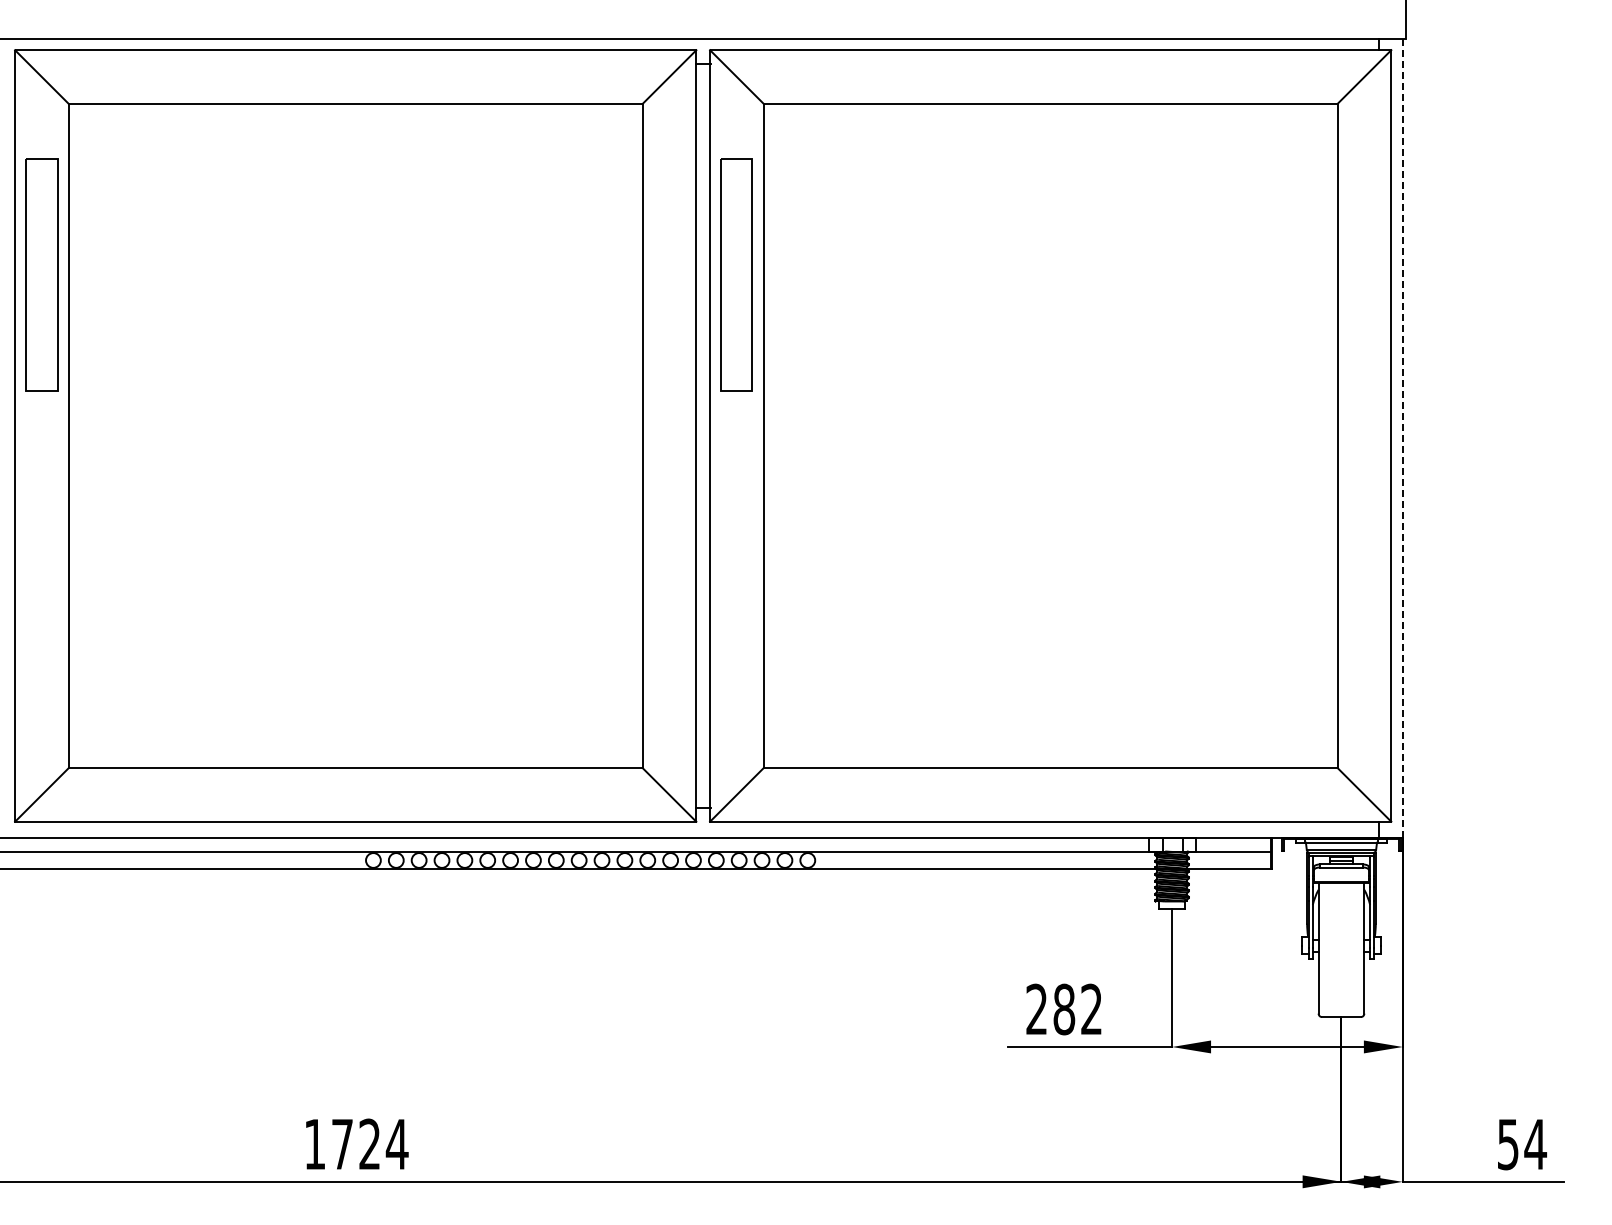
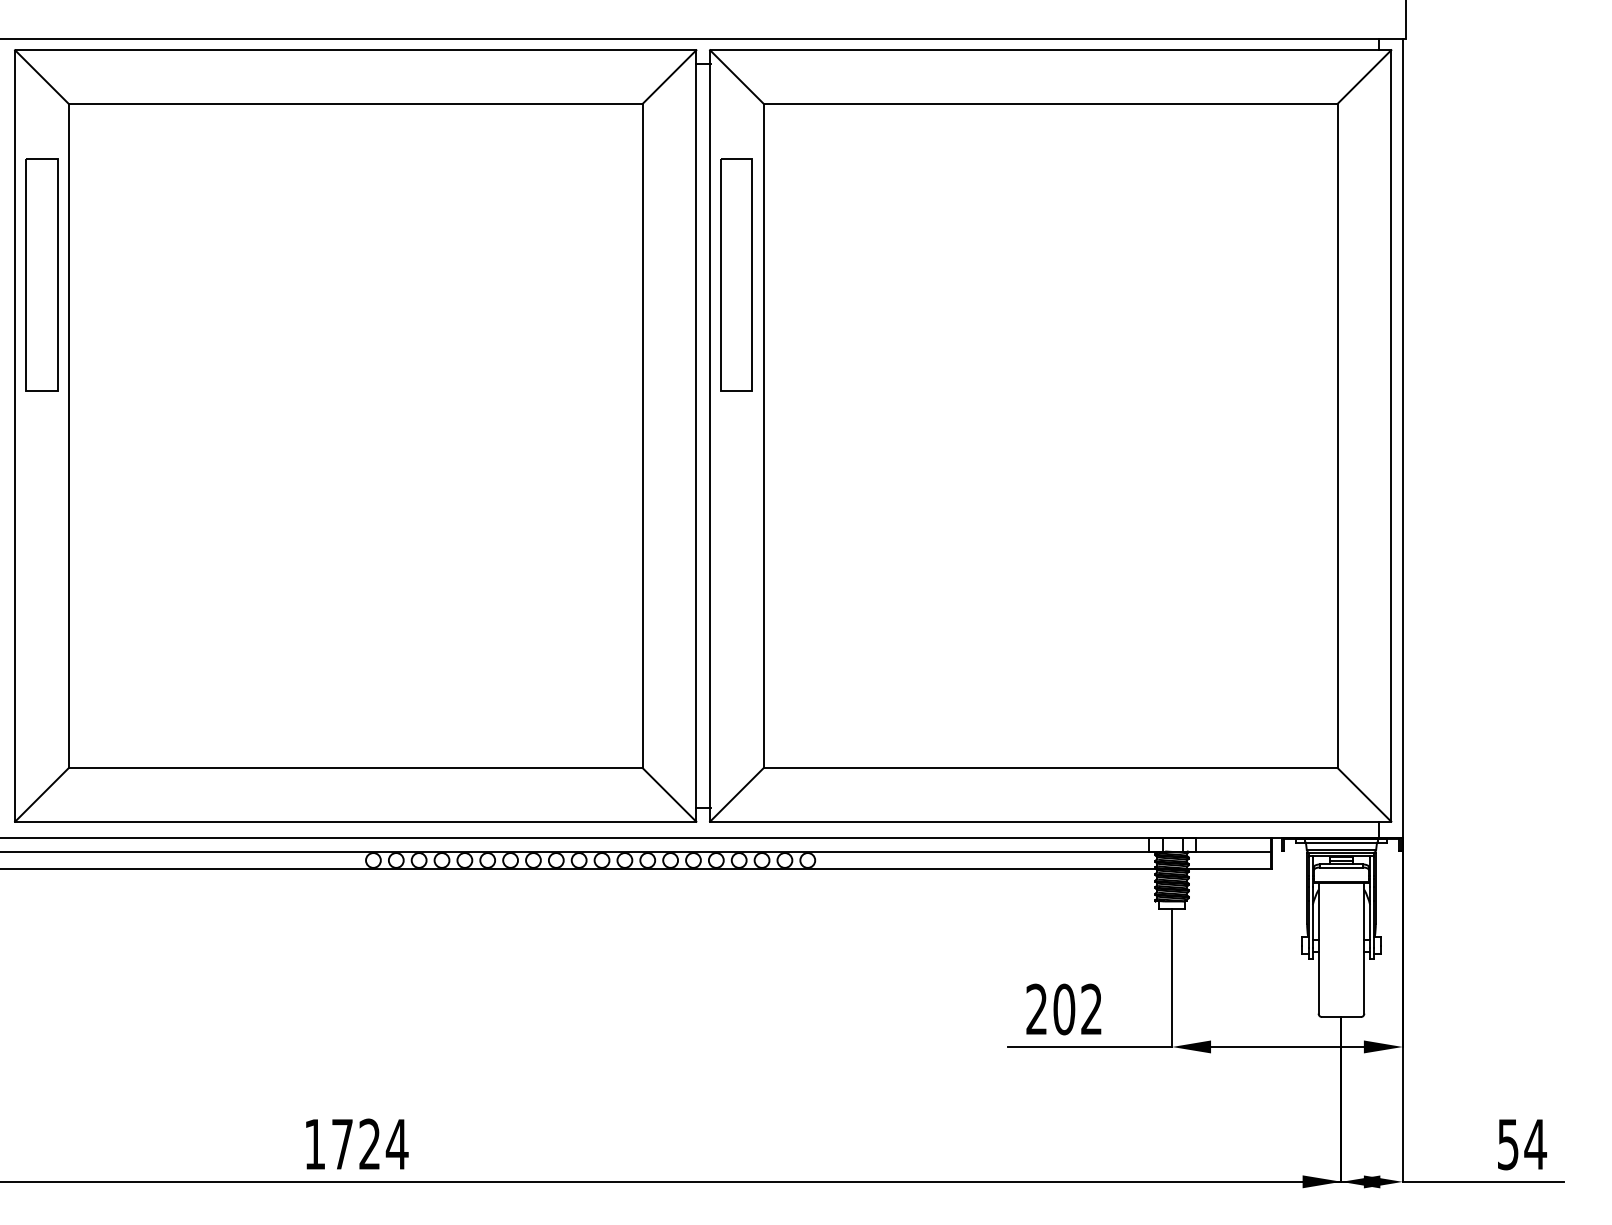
line: dashed -> solid (1402, 438)
text: 282 -> 202 (1064, 1009)
